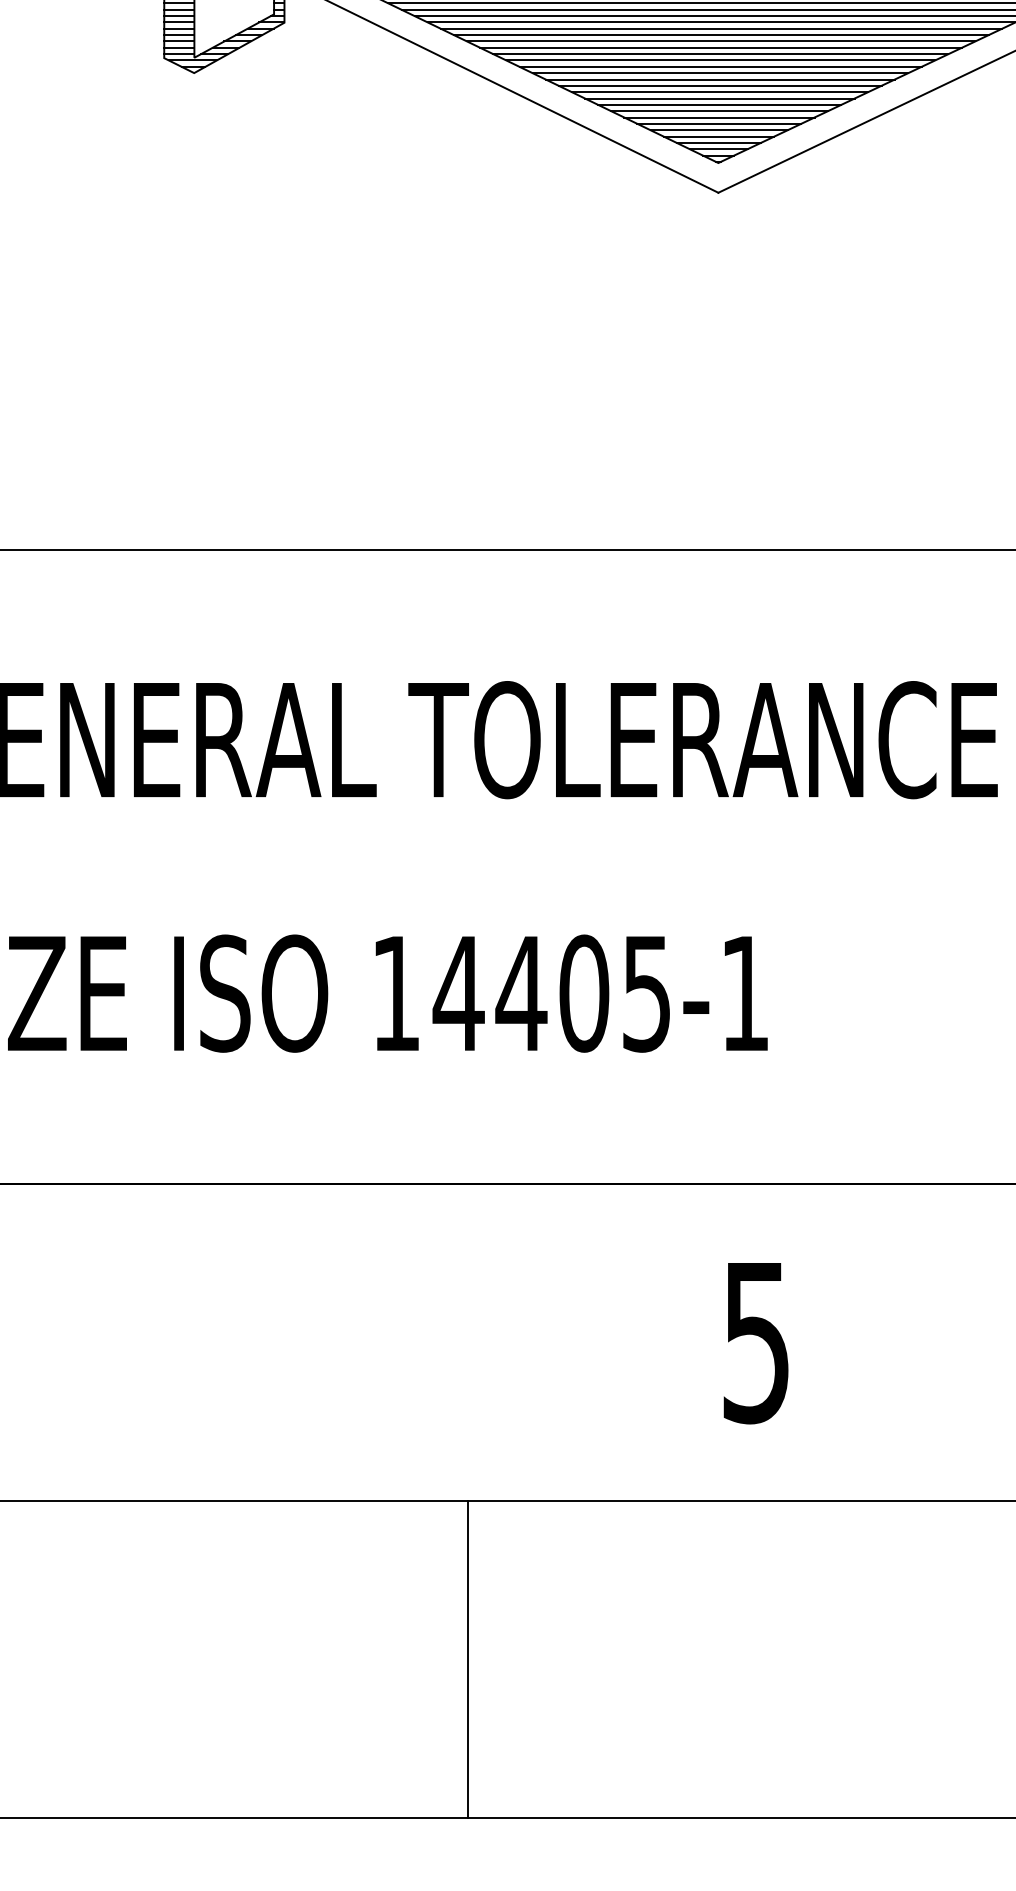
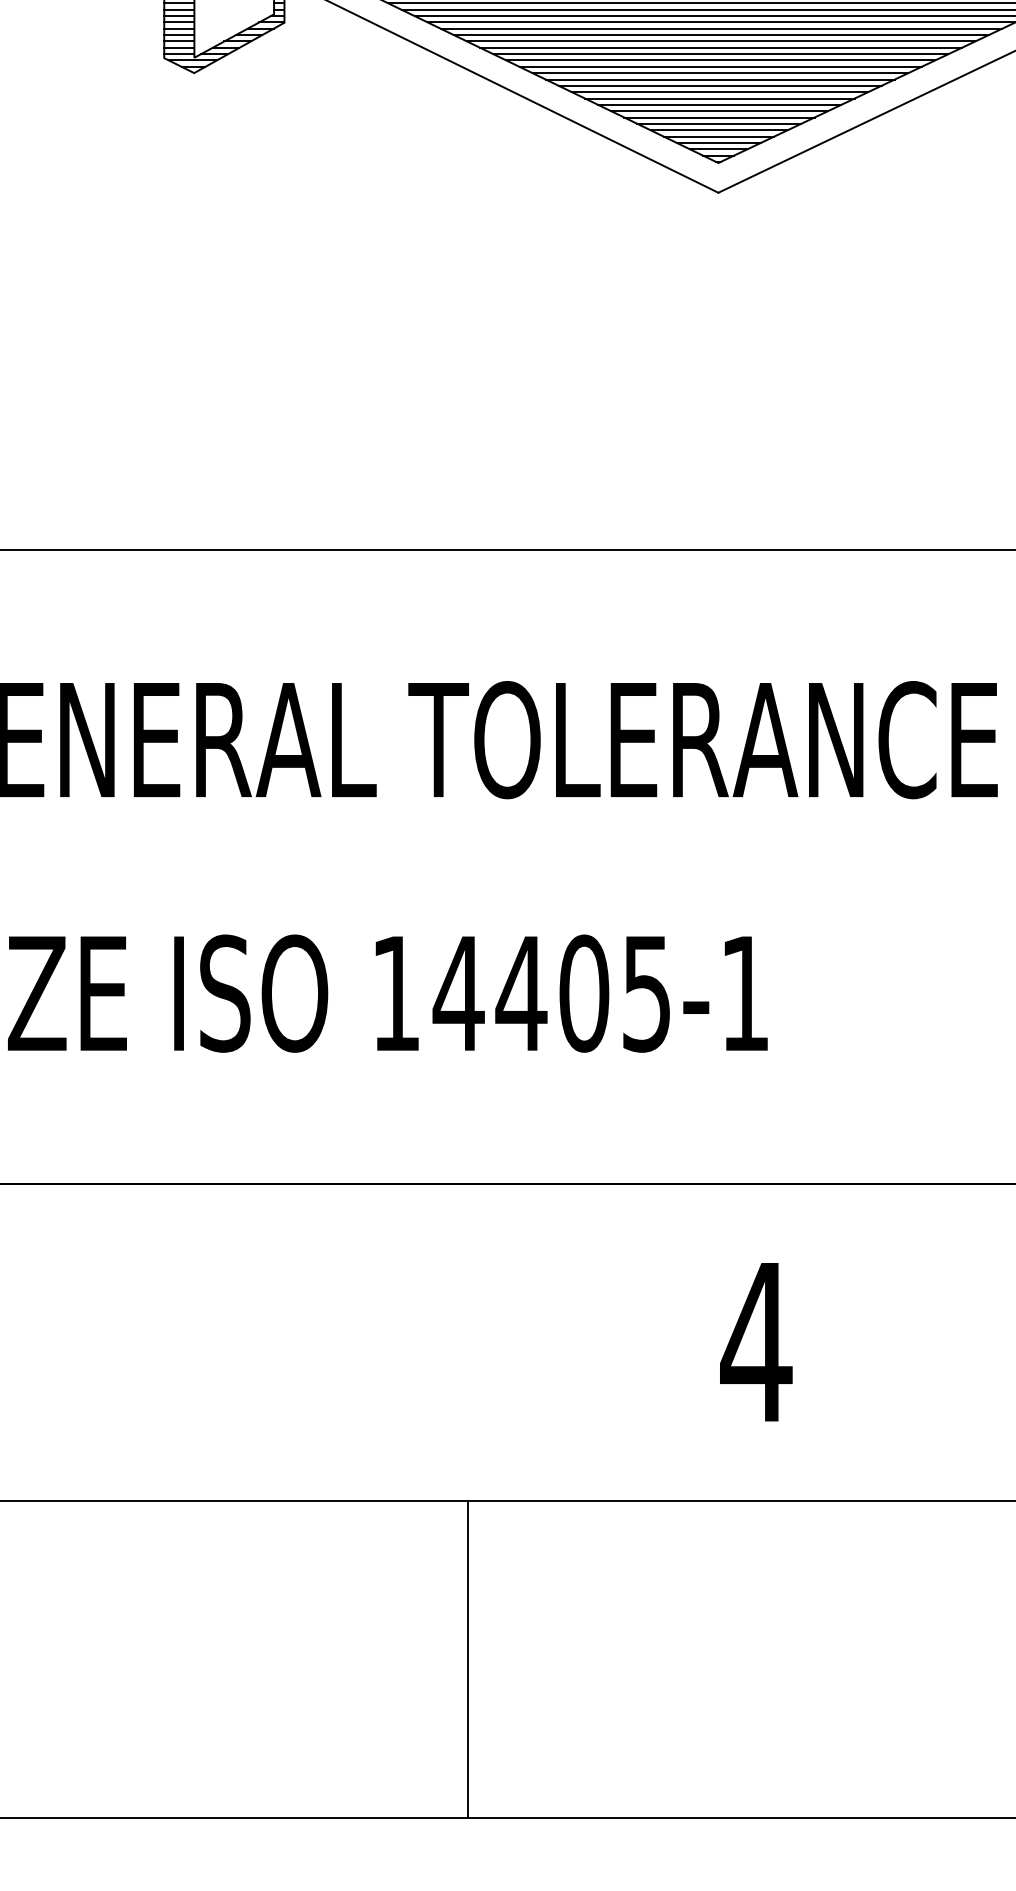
text: 5 -> 4 (756, 1343)
